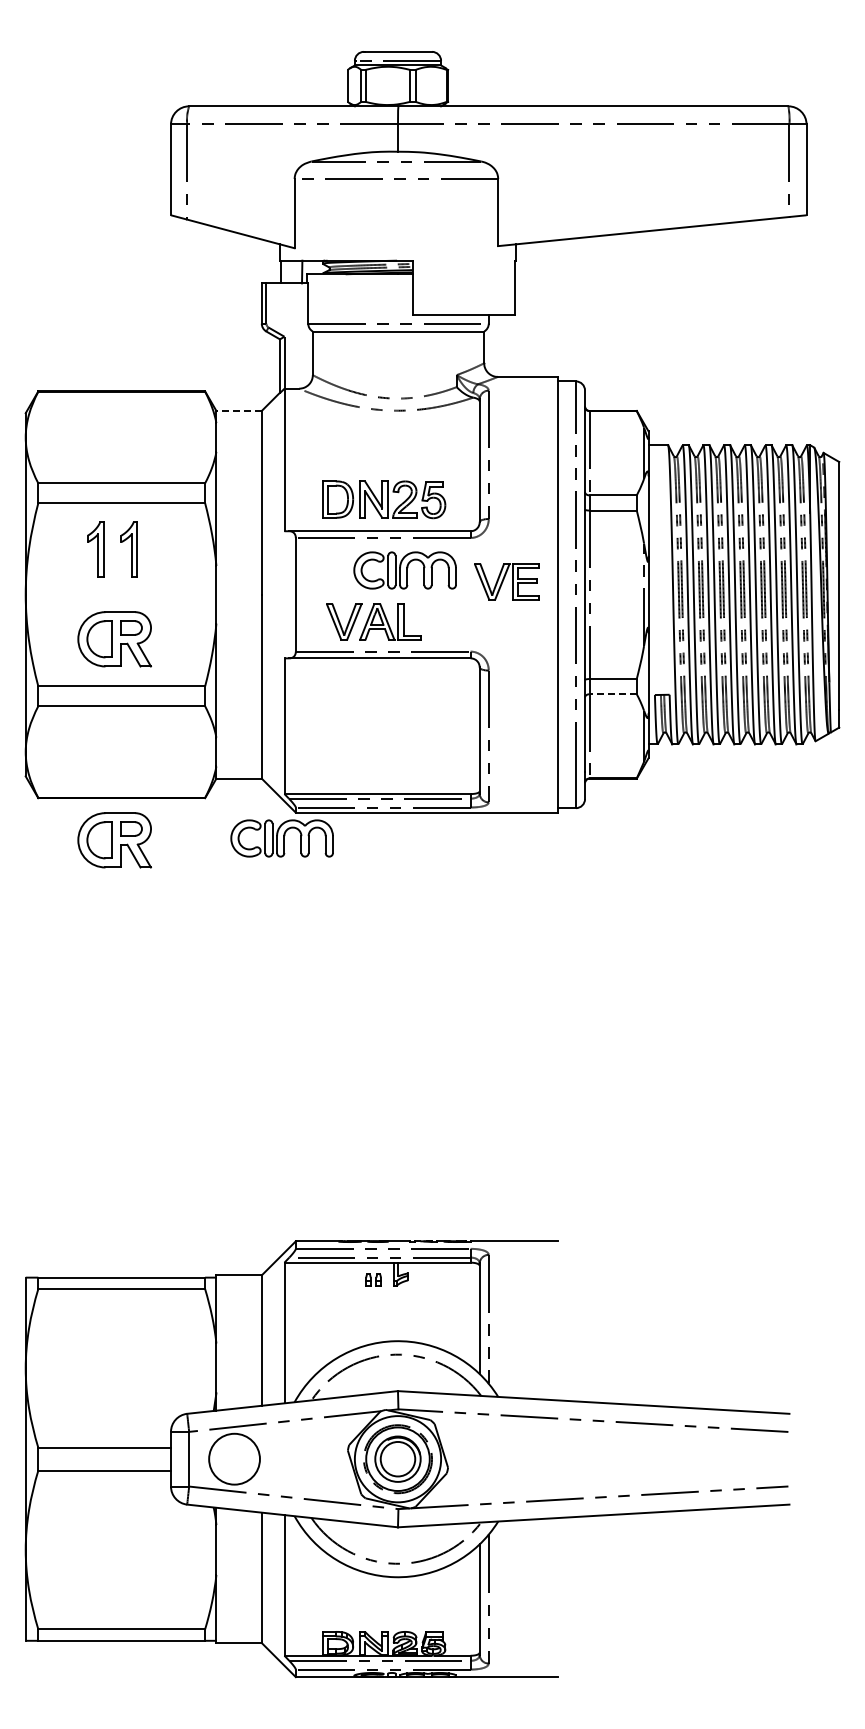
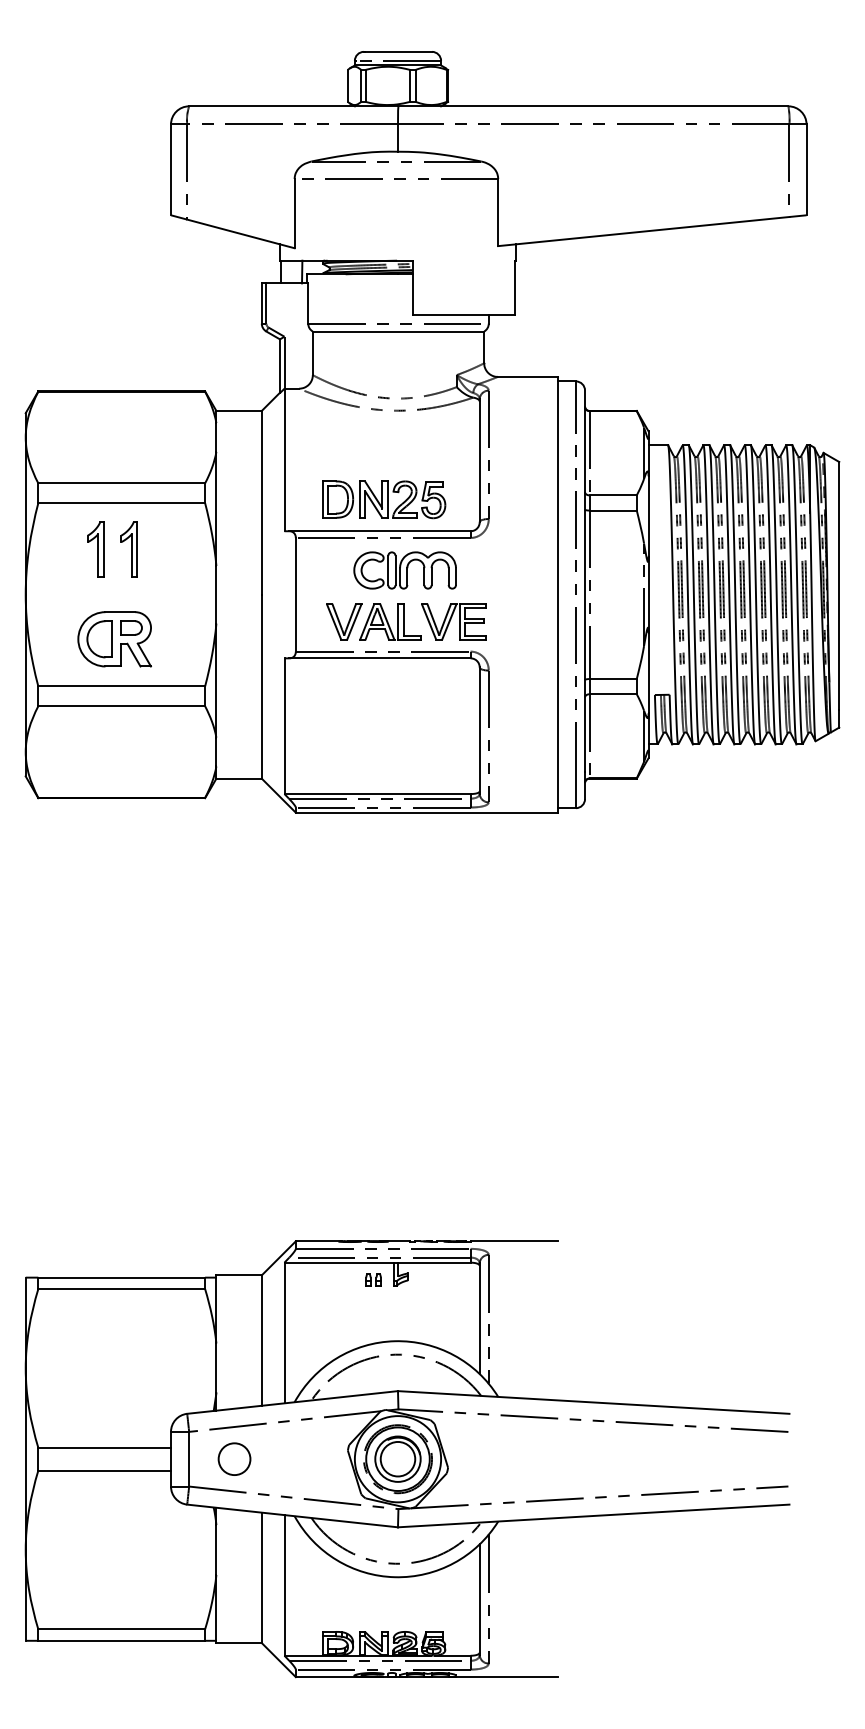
line: dashed -> solid (239, 410)
part position: (506, 581) -> (453, 621) (453, 621)
line: dashed -> solid (613, 694)
part: present -> none (281, 838)
part: present -> none (114, 840)
circle diameter: 51 px -> 32 px (234, 1459)
